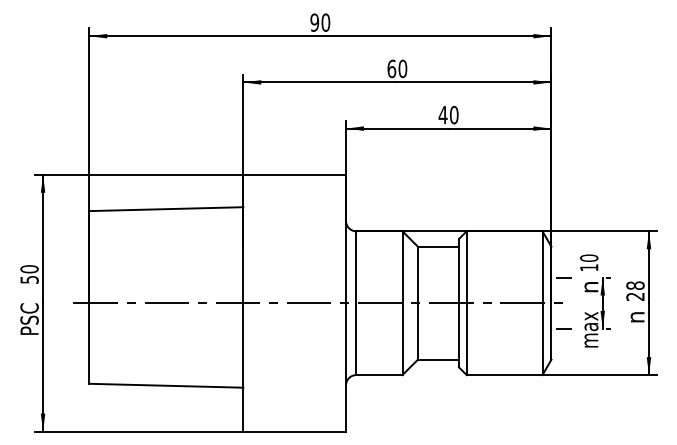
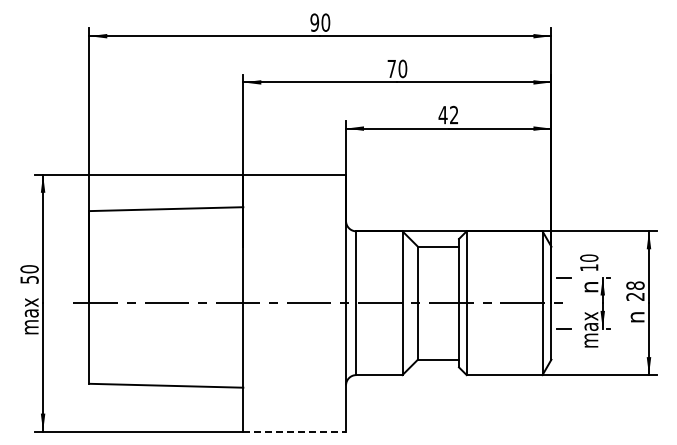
text: 60 -> 70 (391, 68)
text: 40 -> 42 (454, 115)
text: PSC -> max (29, 316)
line: solid -> dashed (295, 431)
